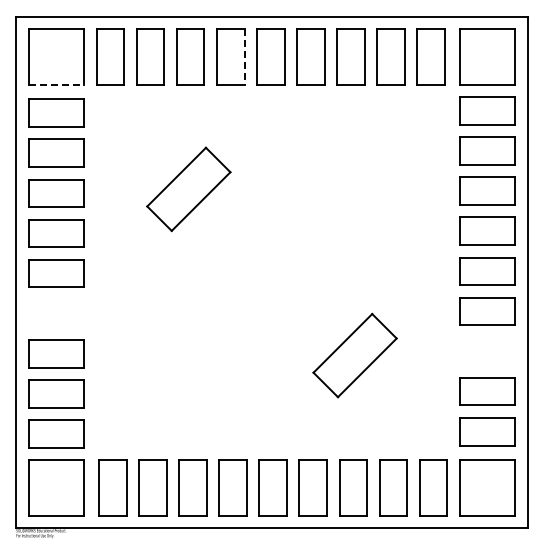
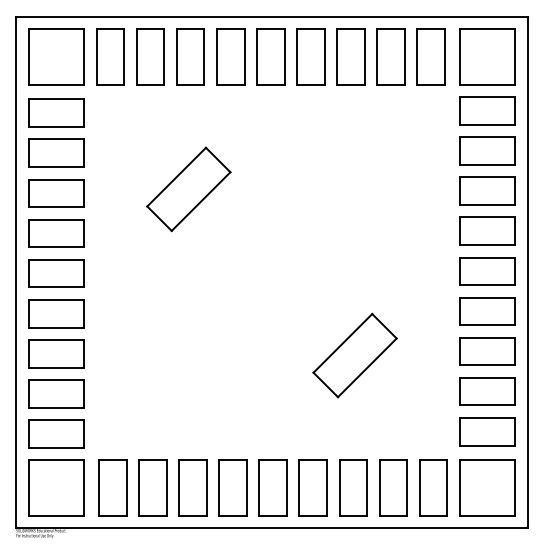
line: dashed -> solid (244, 56)
line: dashed -> solid (56, 84)
part: none -> present (56, 313)
part: none -> present (487, 351)
